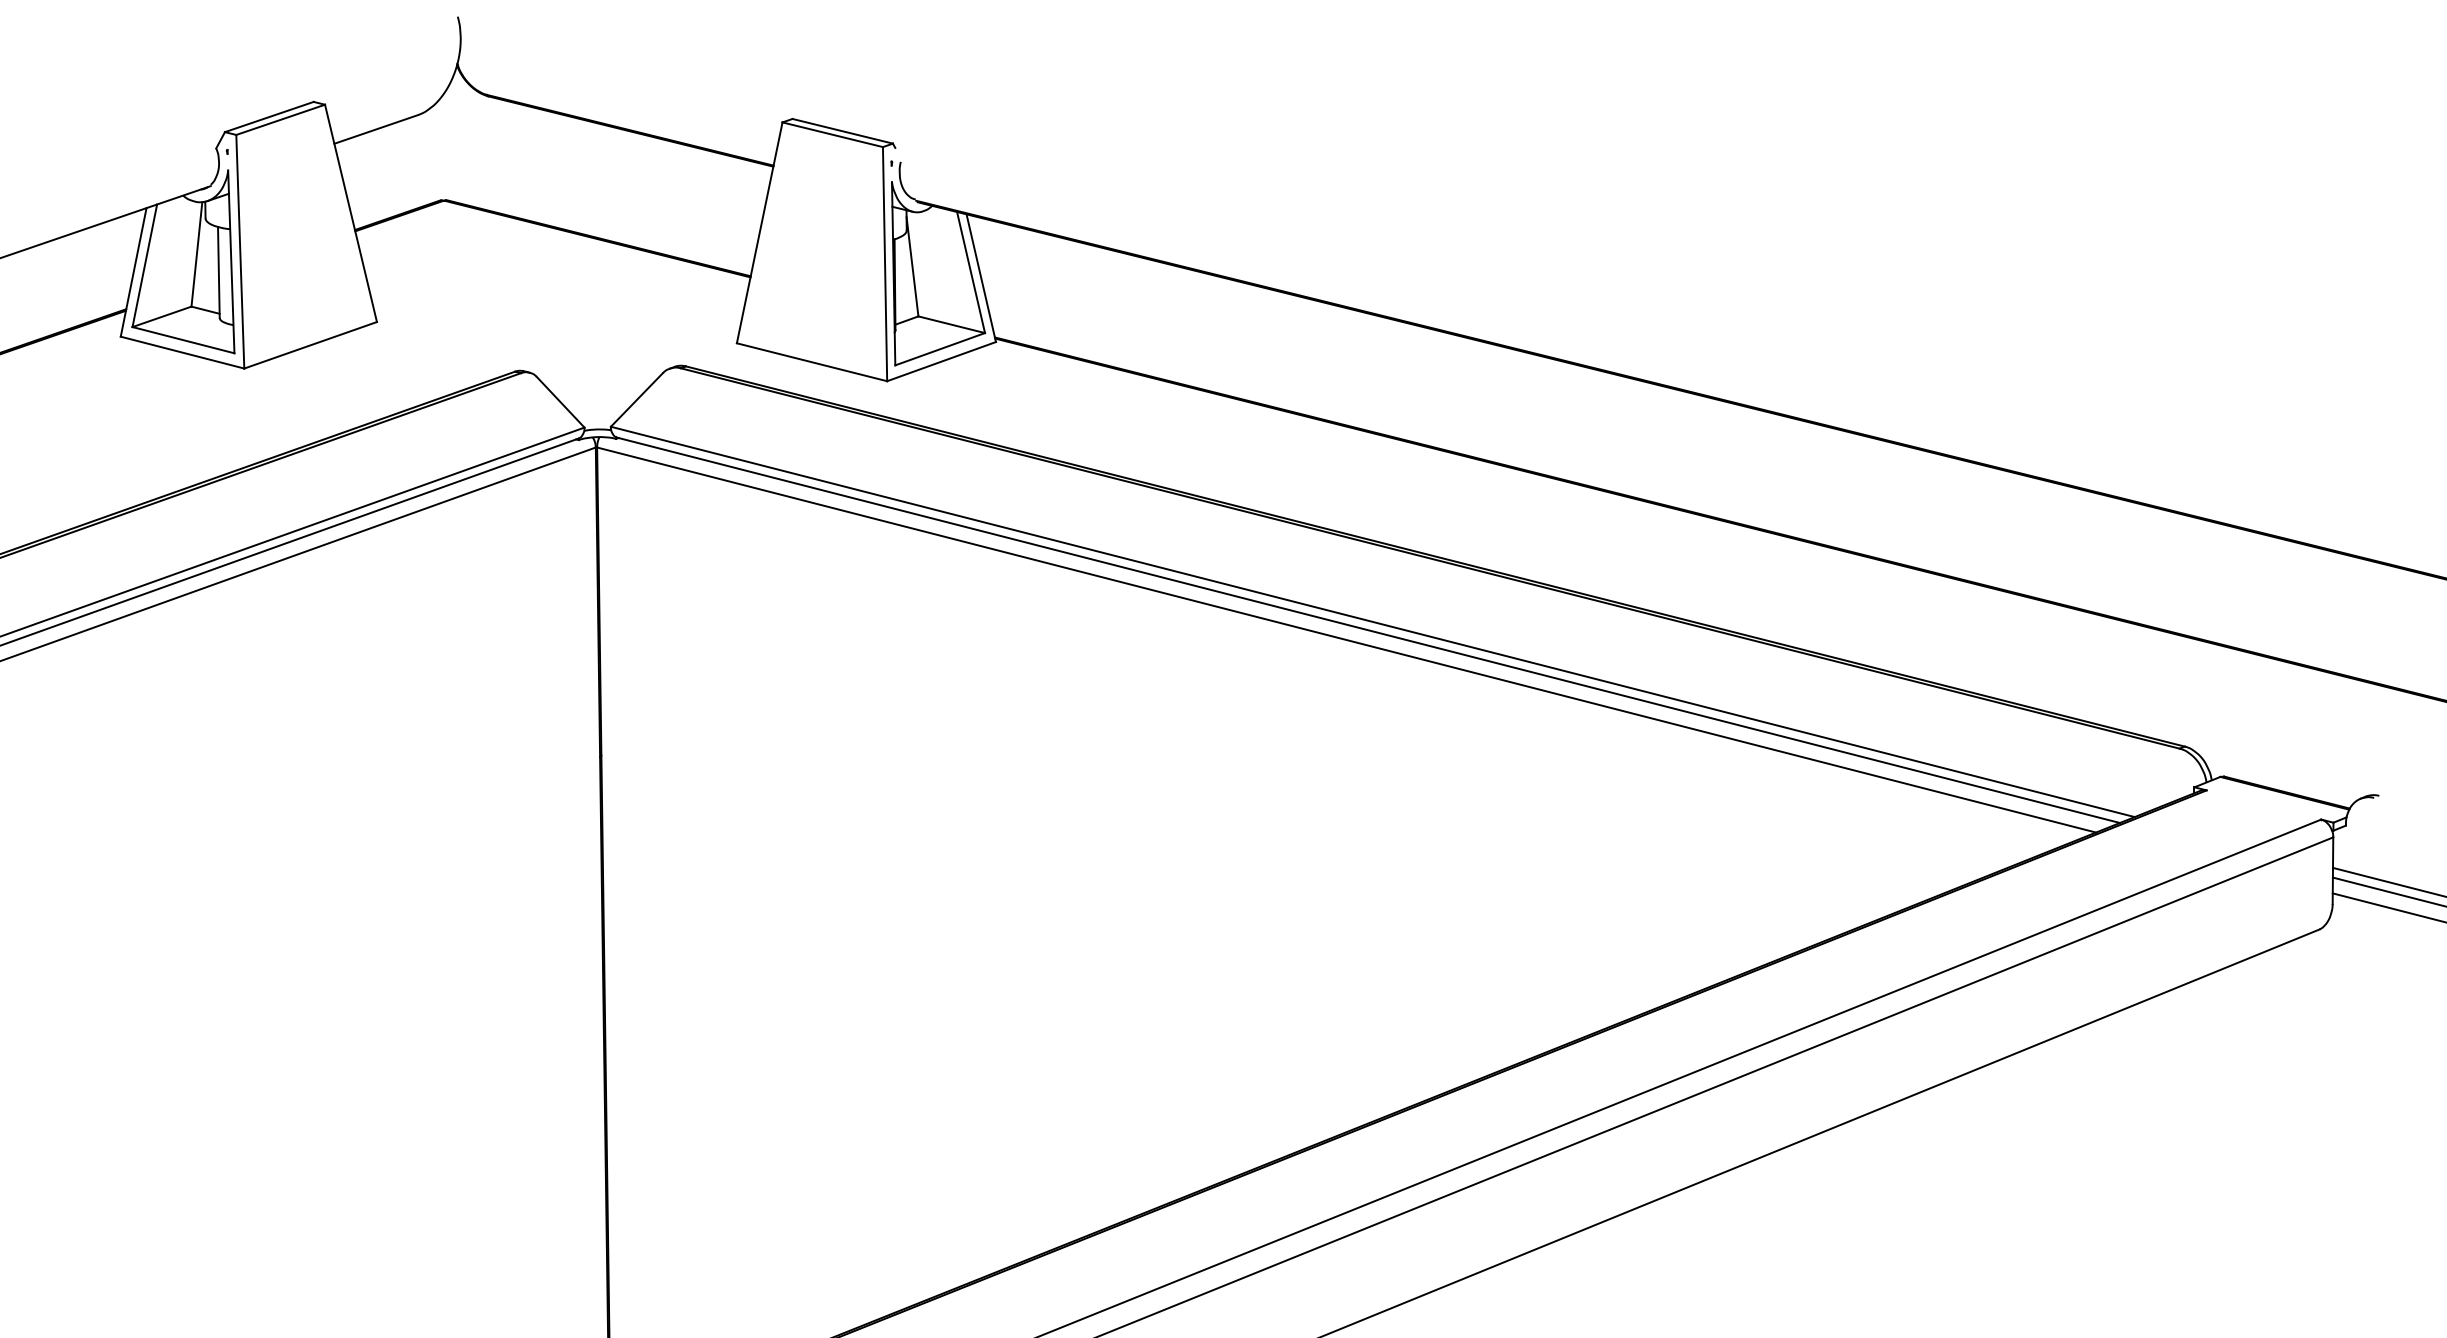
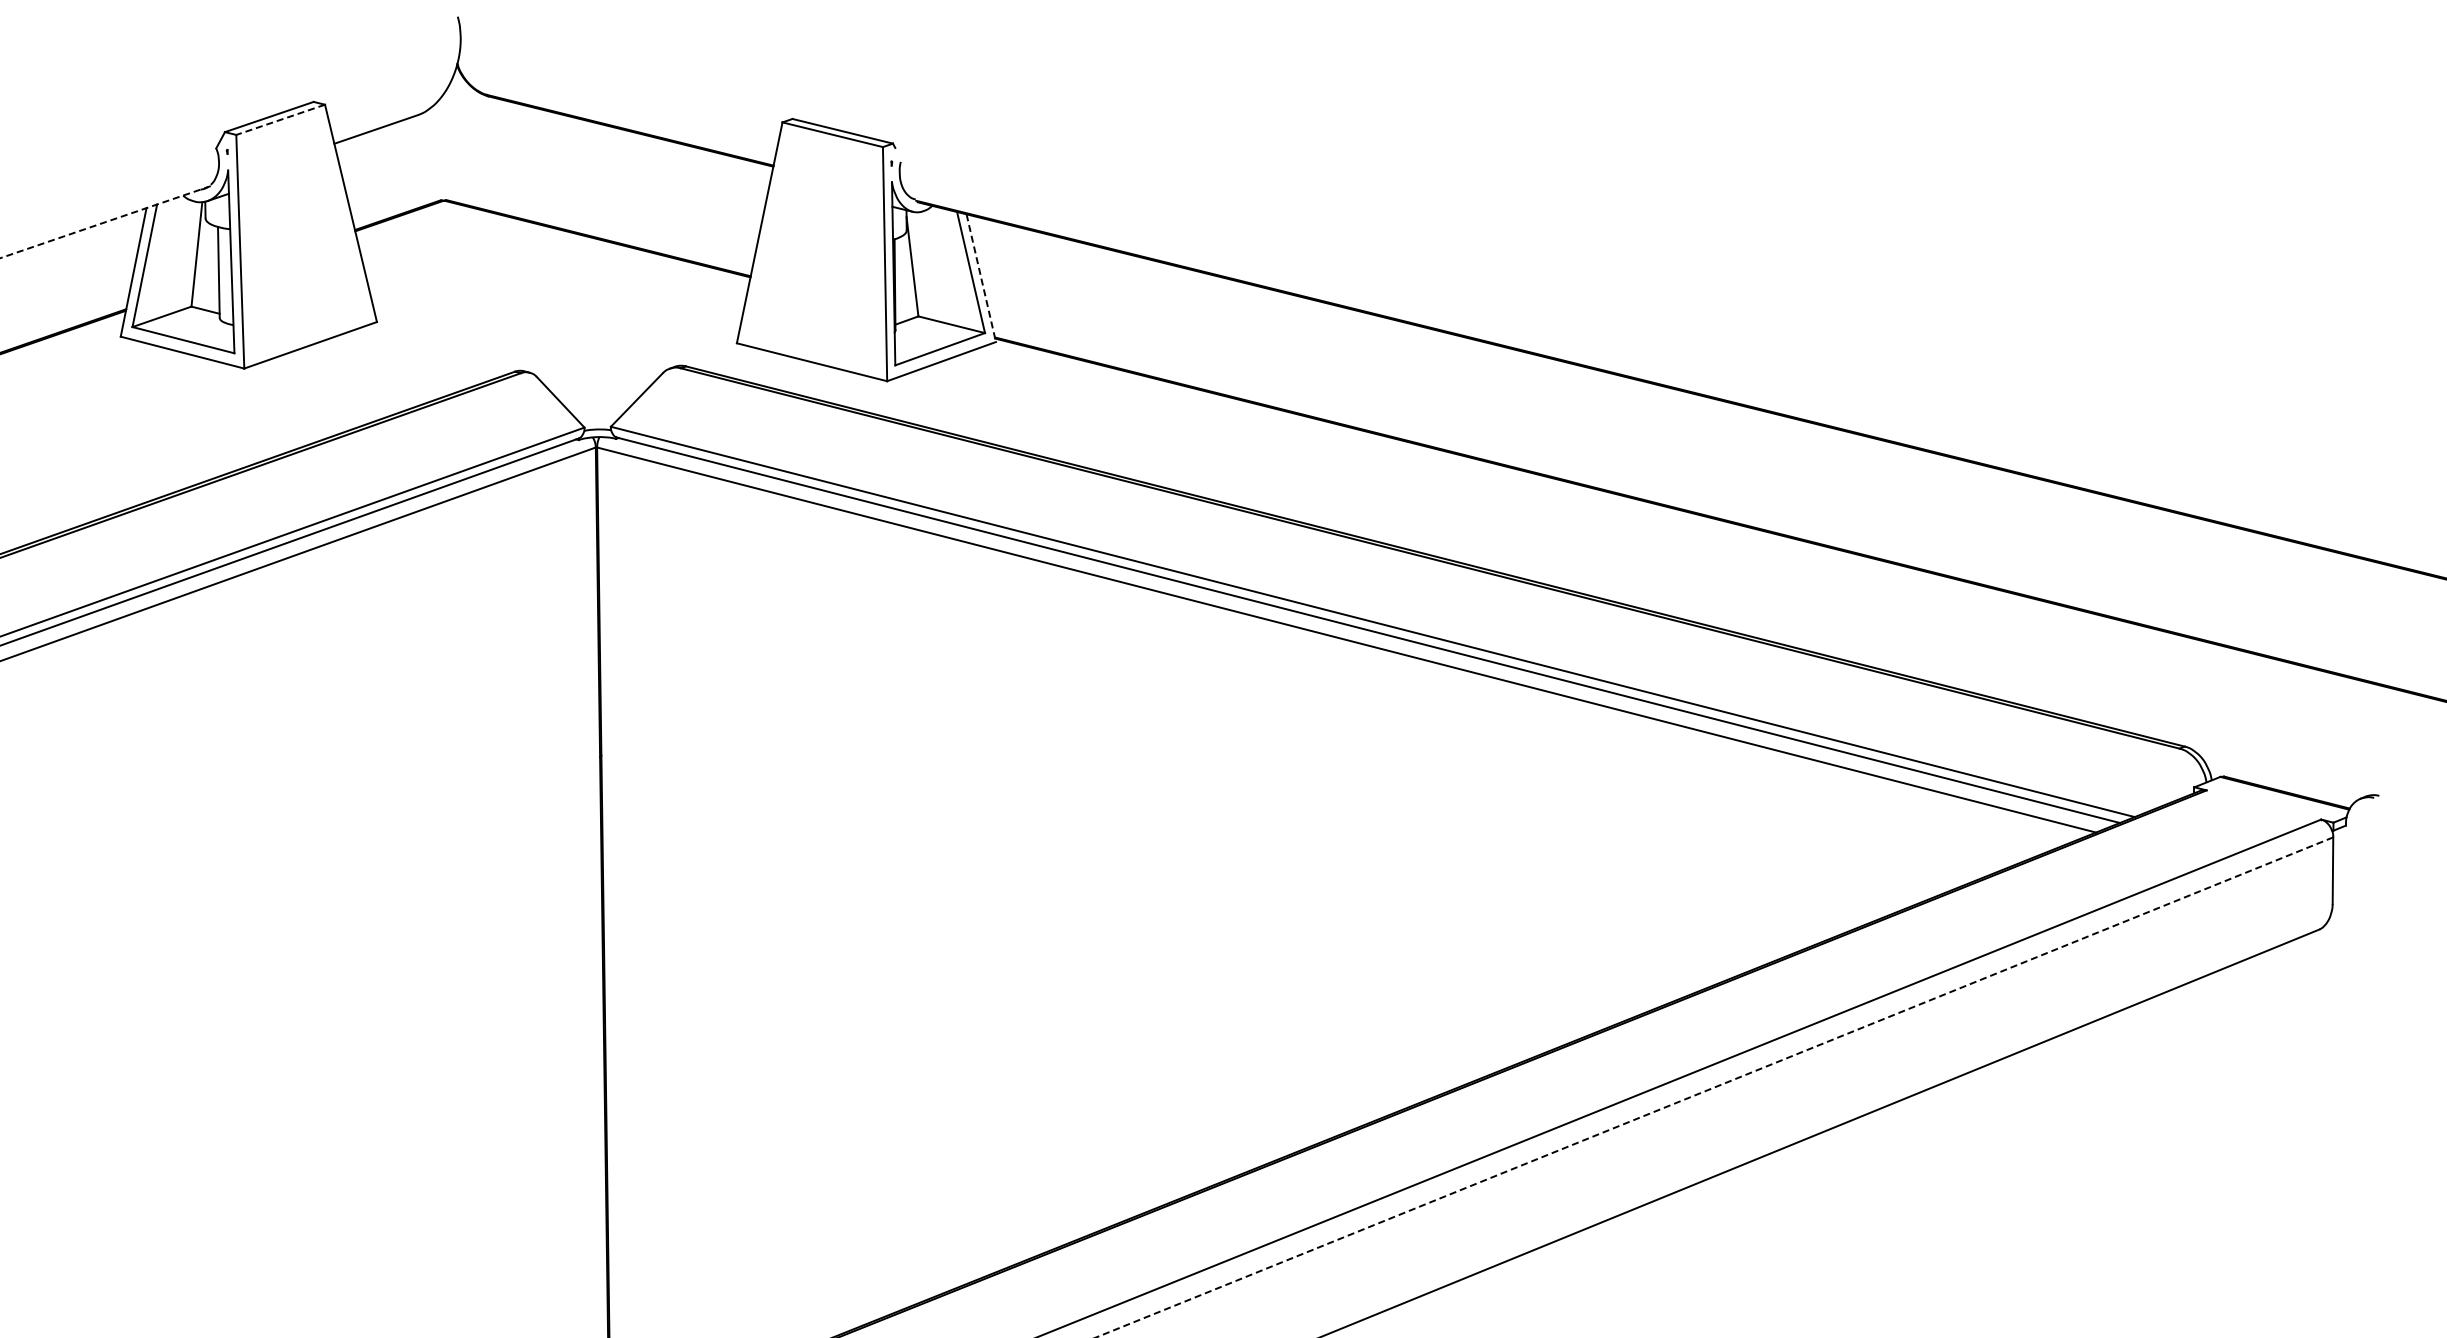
line: solid -> dashed (280, 119)
line: solid -> dashed (104, 222)
line: solid -> dashed (981, 278)
line: present -> none (2387, 881)
line: present -> none (2387, 891)
line: present -> none (2387, 907)
line: solid -> dashed (1714, 1087)
